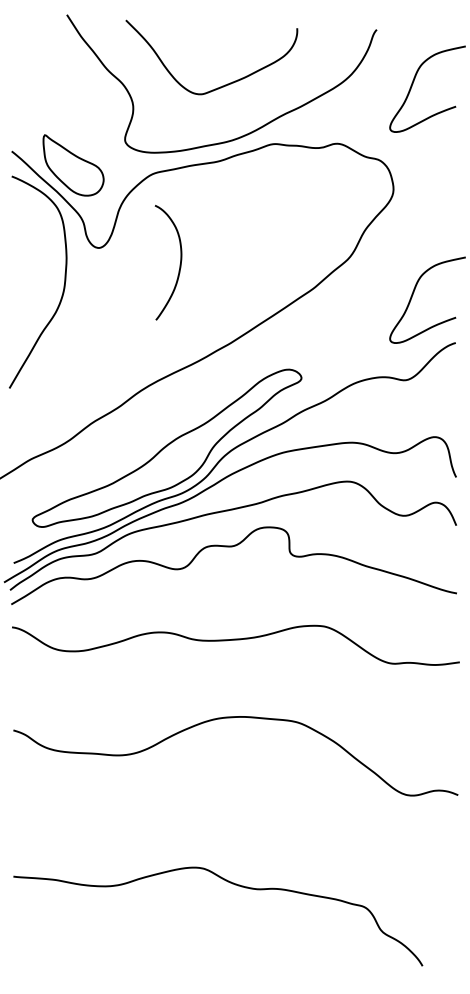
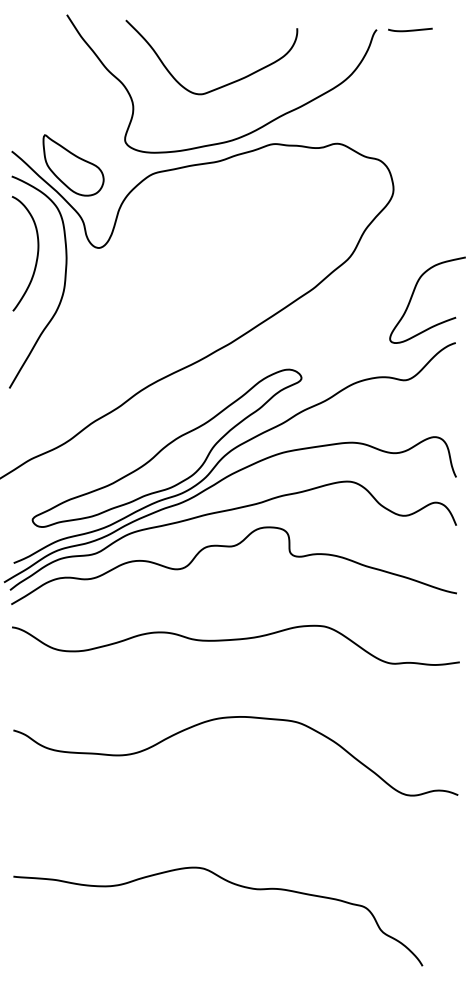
curve: none -> present (410, 29)
curve: present -> none (413, 84)
curve position: (179, 264) -> (36, 255) (36, 255)
